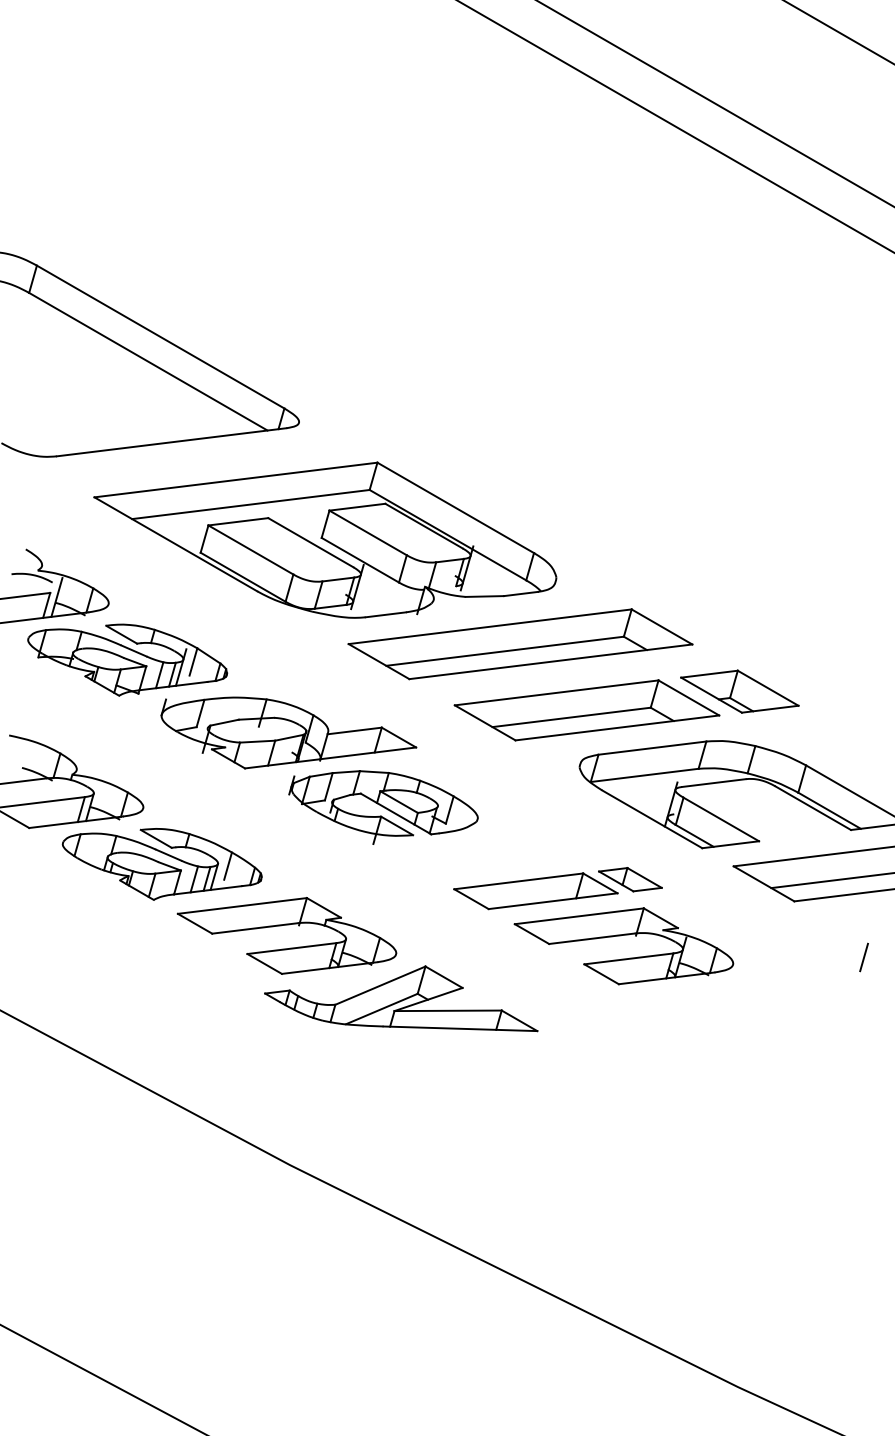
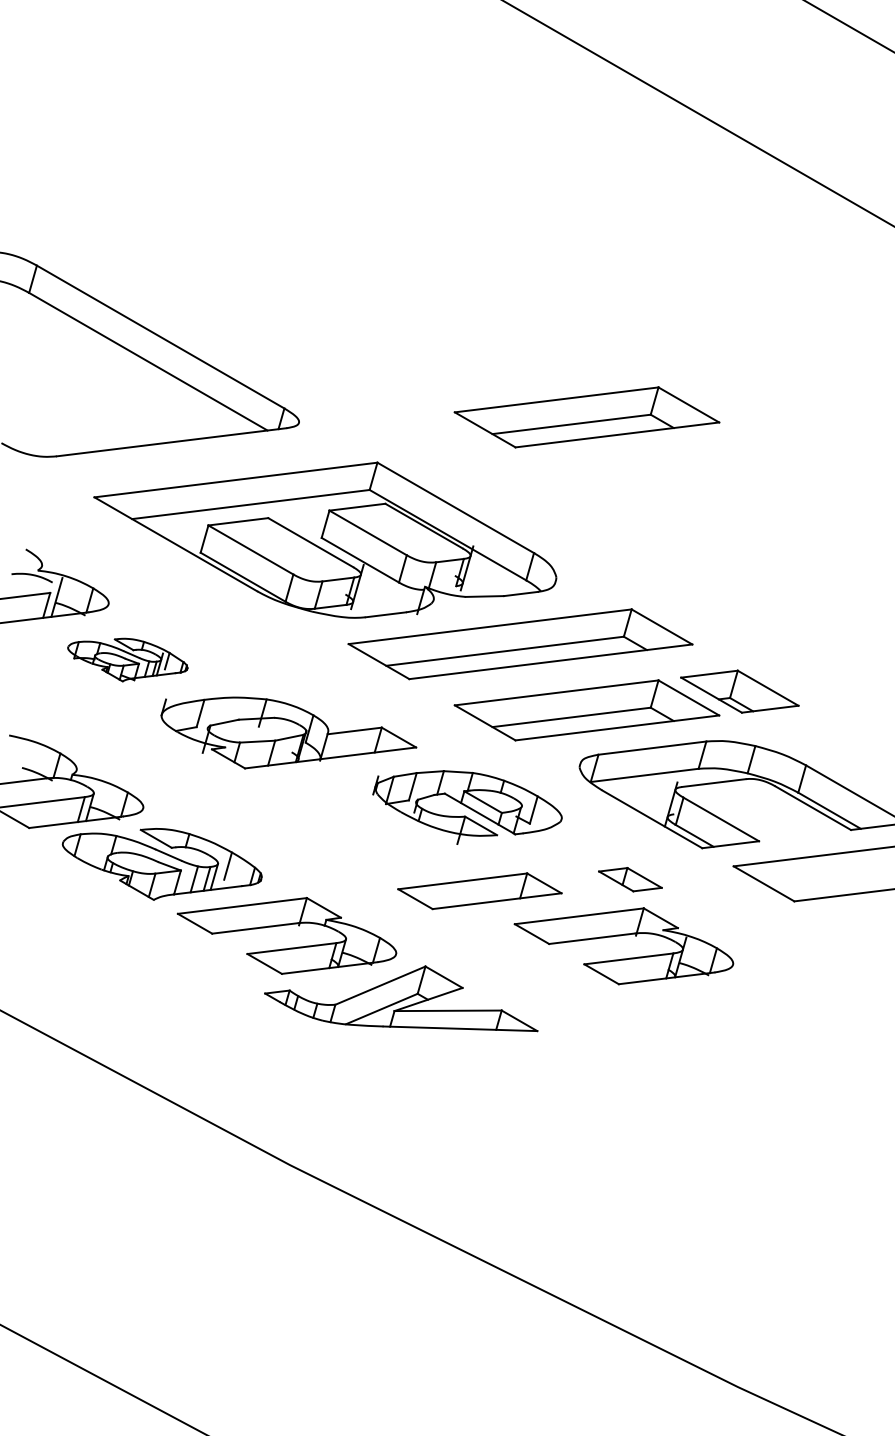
line position: (838, 32) -> (849, 26) (849, 26)
line position: (715, 103) -> (698, 113) (698, 113)
line: present -> none (675, 126)
part: none -> present (586, 417)
part size: 202x74 px -> 122x46 px (127, 659)
part position: (383, 807) -> (467, 807) (467, 807)
line: present -> none (831, 880)
part position: (535, 891) -> (479, 891) (479, 891)
line: present -> none (863, 957)
